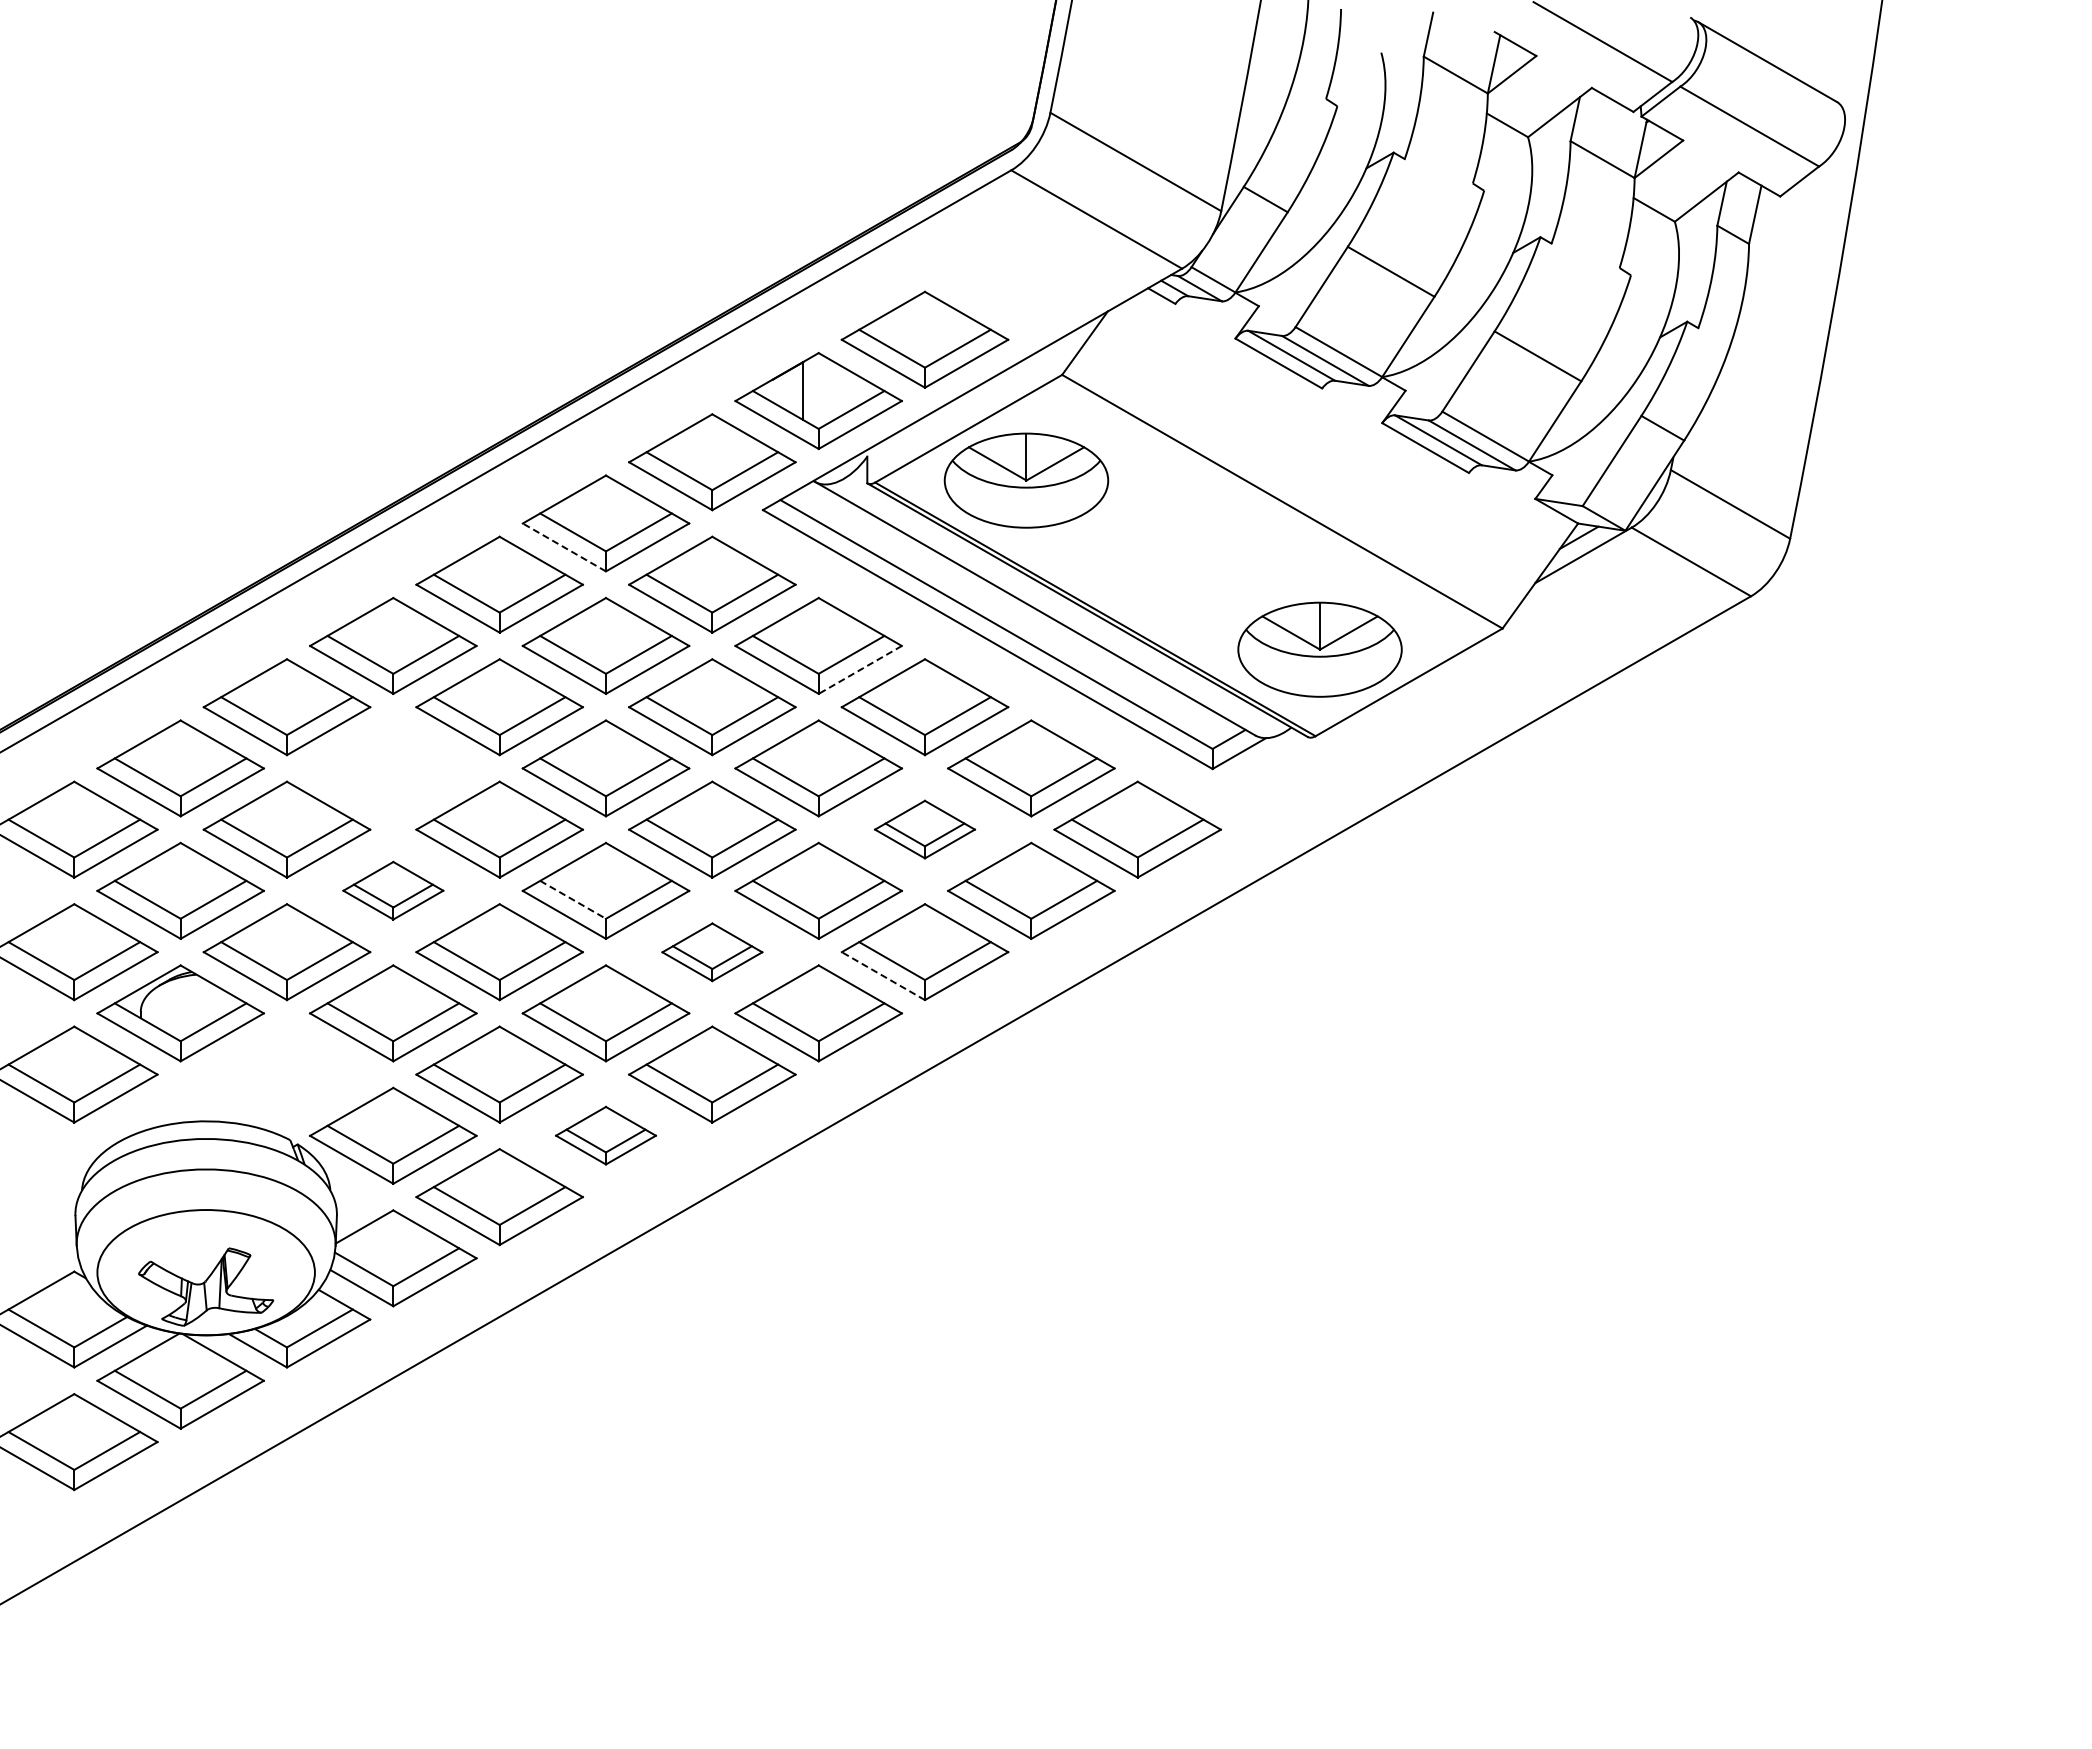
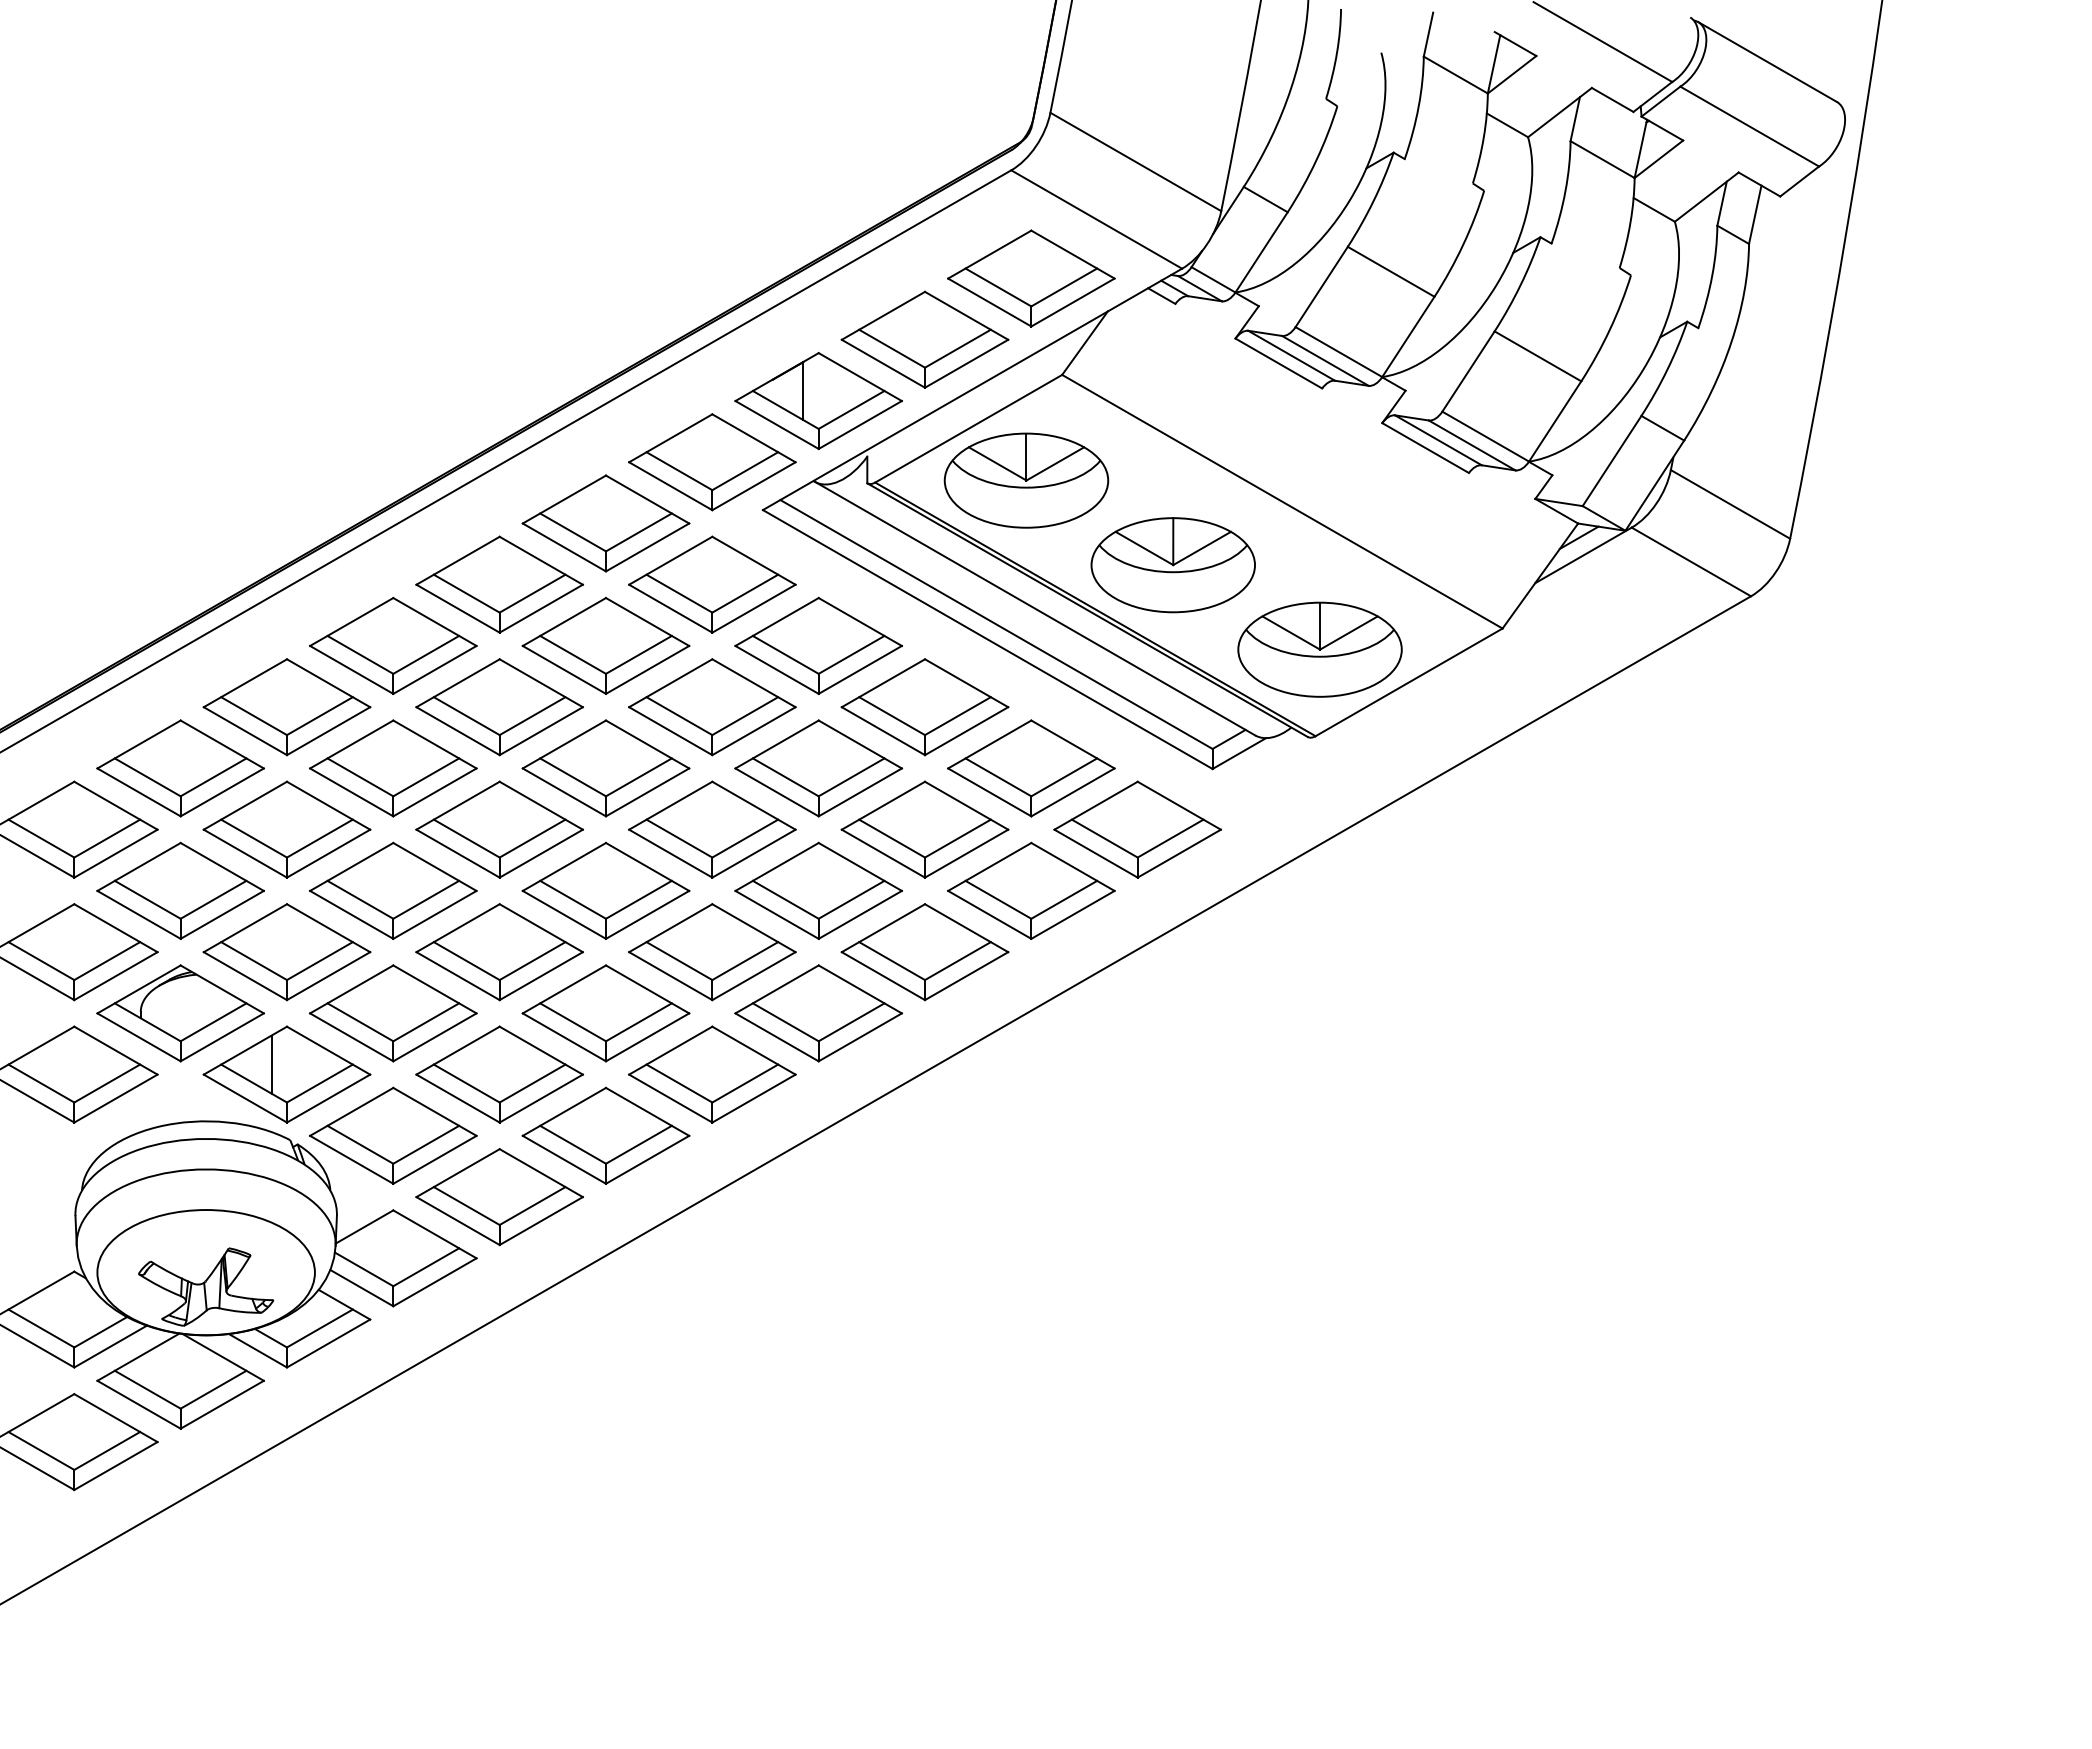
part: none -> present (1031, 278)
line: dashed -> solid (563, 547)
part: none -> present (1172, 565)
line: dashed -> solid (859, 670)
part: none -> present (393, 768)
part size: 103x61 px -> 170x99 px (924, 829)
part size: 103x61 px -> 169x99 px (393, 890)
line: dashed -> solid (573, 899)
part size: 103x61 px -> 169x99 px (712, 952)
line: dashed -> solid (882, 975)
part: none -> present (286, 1074)
part size: 103x61 px -> 170x99 px (605, 1135)
